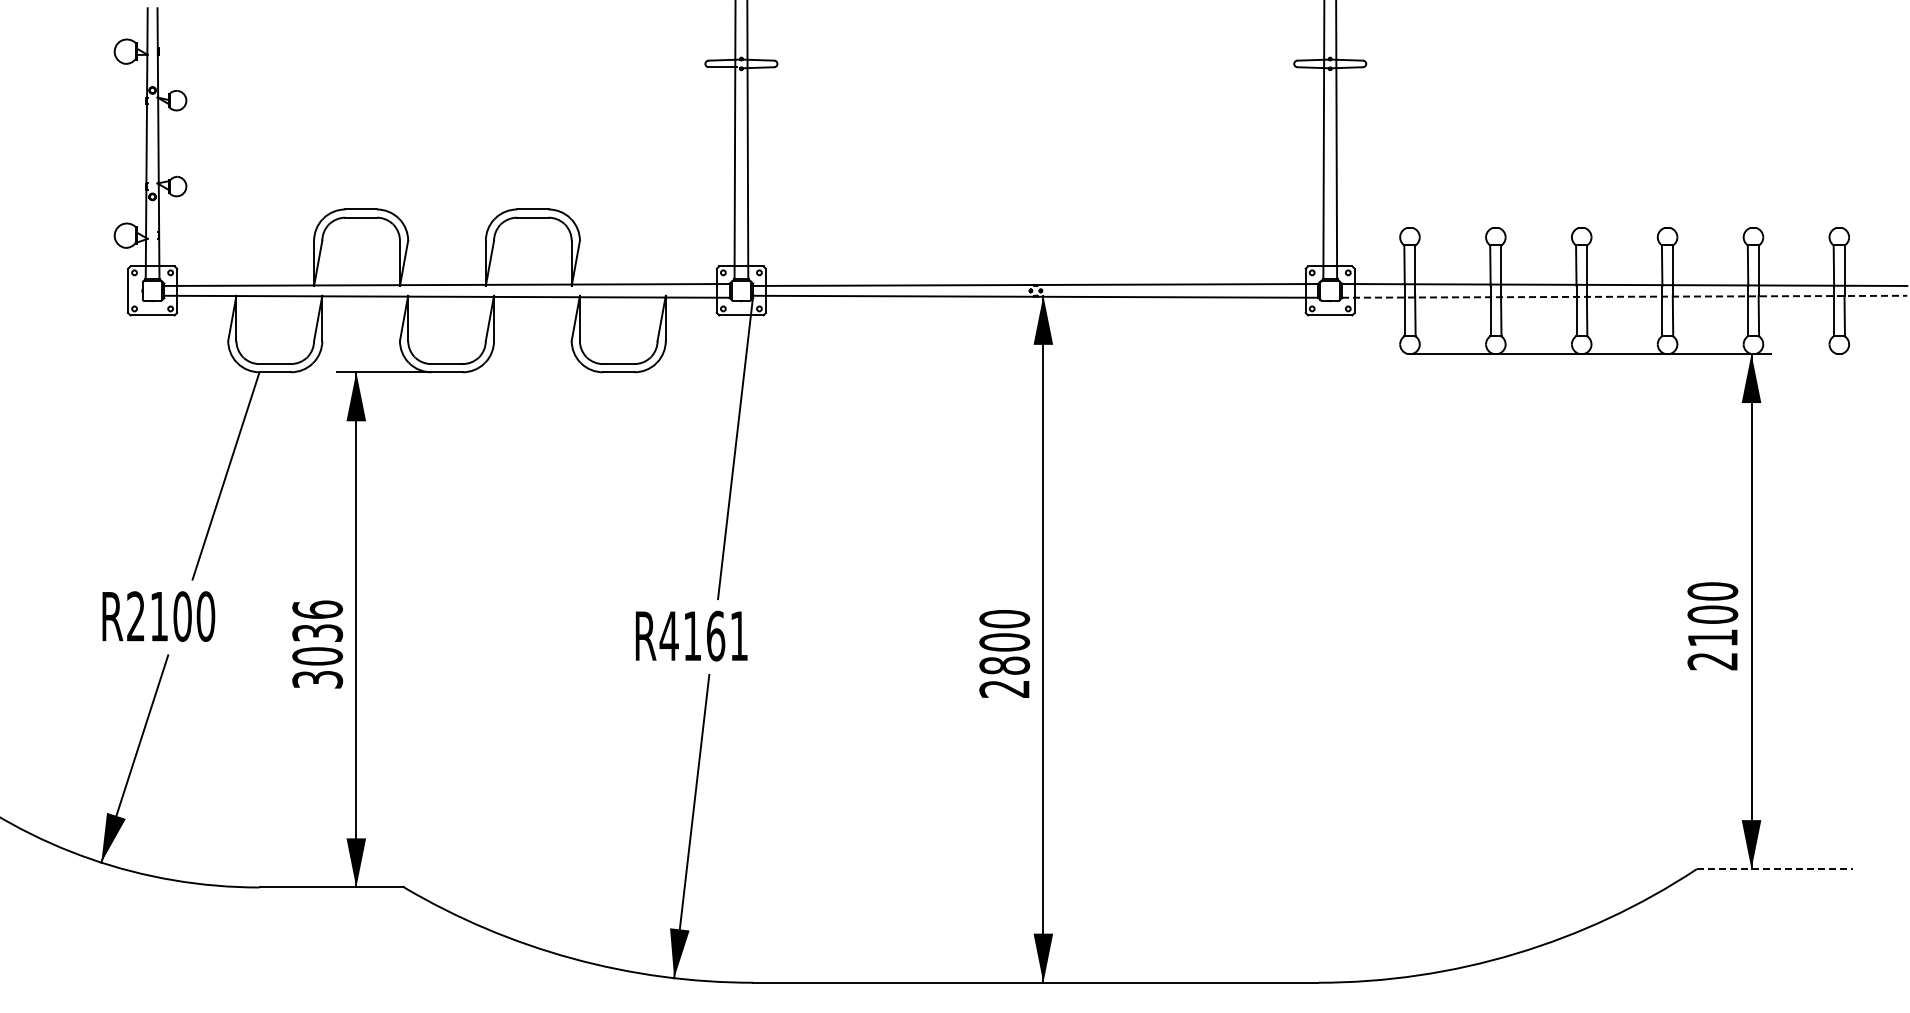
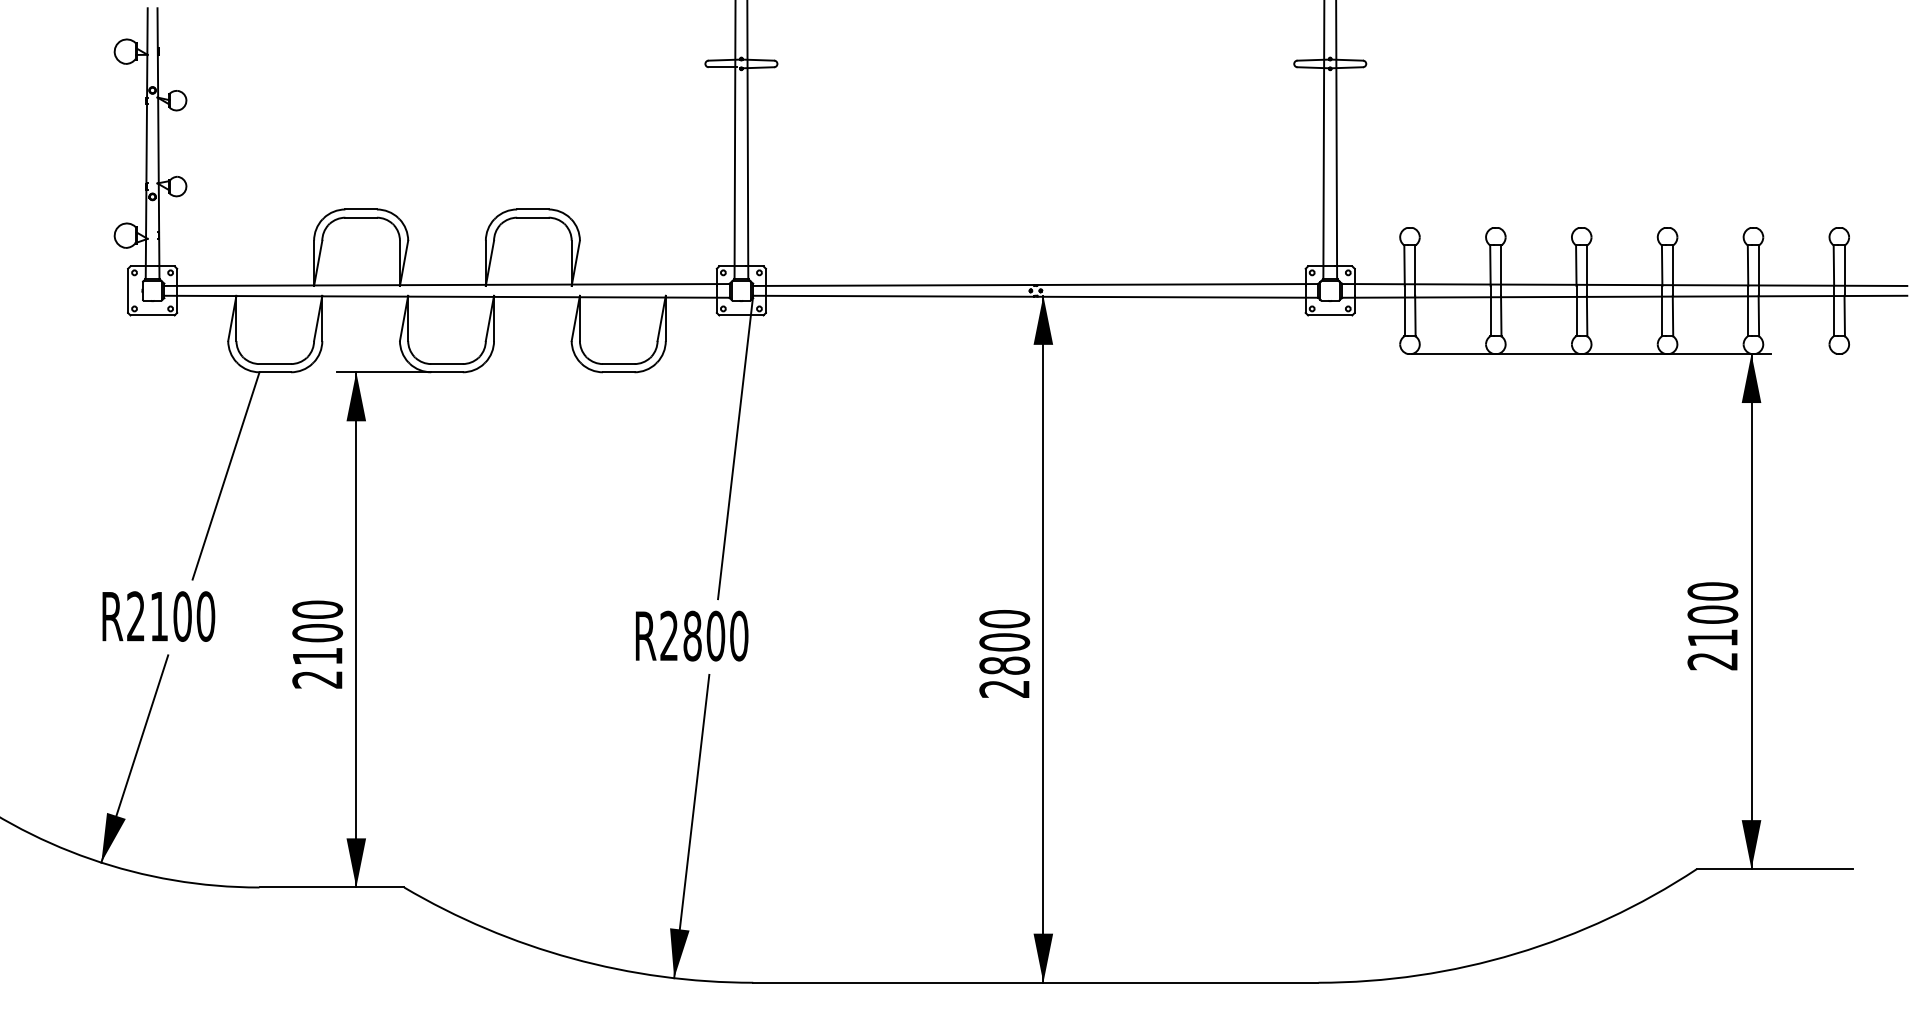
line: dashed -> solid (1624, 296)
text: R4161 -> R2800 (703, 635)
text: 3036 -> 2100 (317, 644)
line: dashed -> solid (1774, 869)
